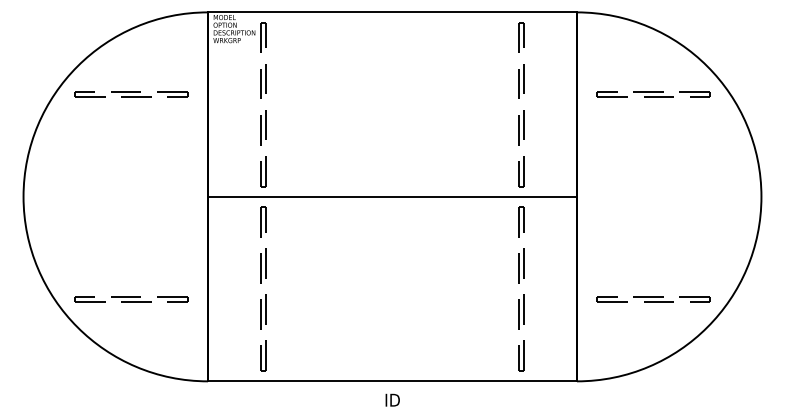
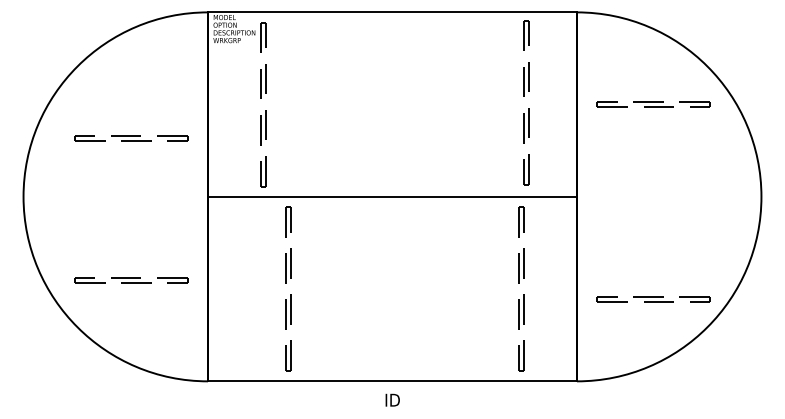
part position: (131, 94) -> (131, 138) (131, 138)
part position: (653, 94) -> (653, 104) (653, 104)
part position: (519, 98) -> (524, 96) (524, 96)
part position: (263, 288) -> (288, 288) (288, 288)
part position: (131, 299) -> (131, 280) (131, 280)
